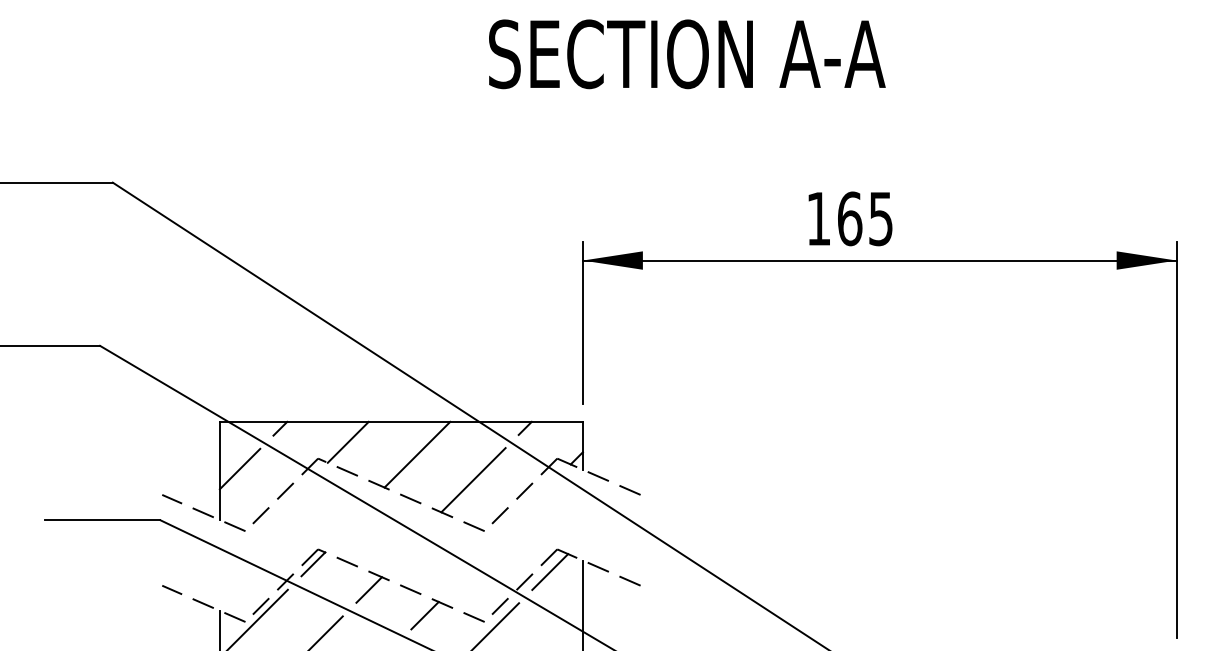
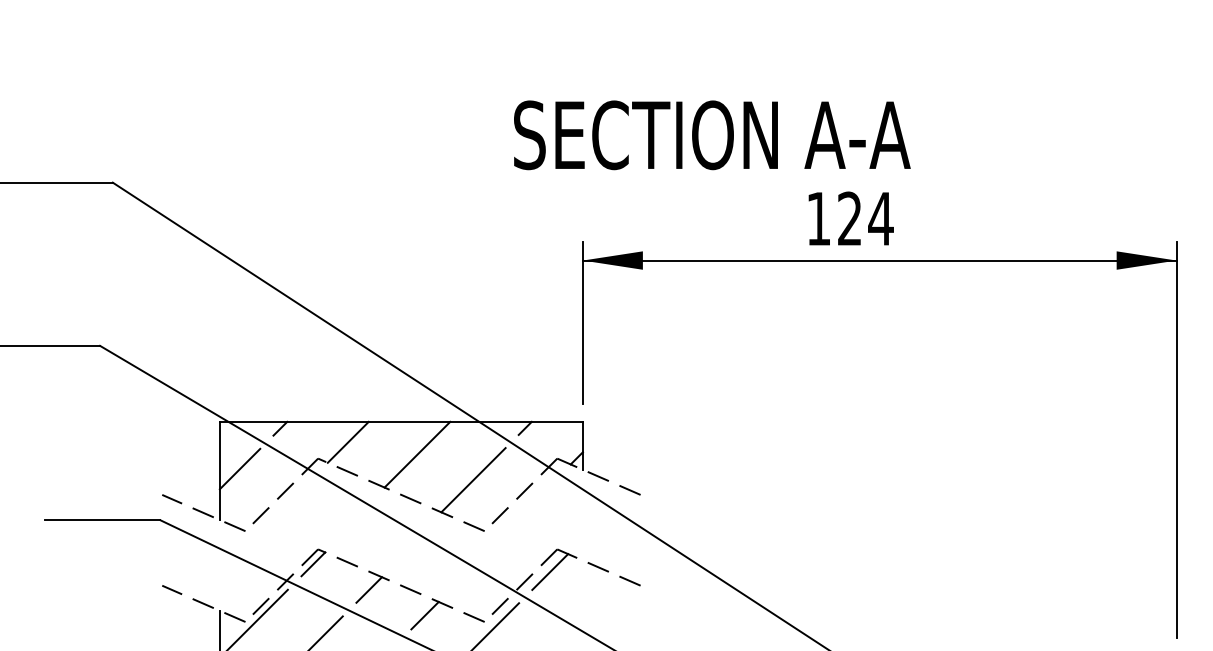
text position: (687, 54) -> (712, 135) (712, 135)
text: 165 -> 124 (865, 218)
line: present -> none (582, 603)
